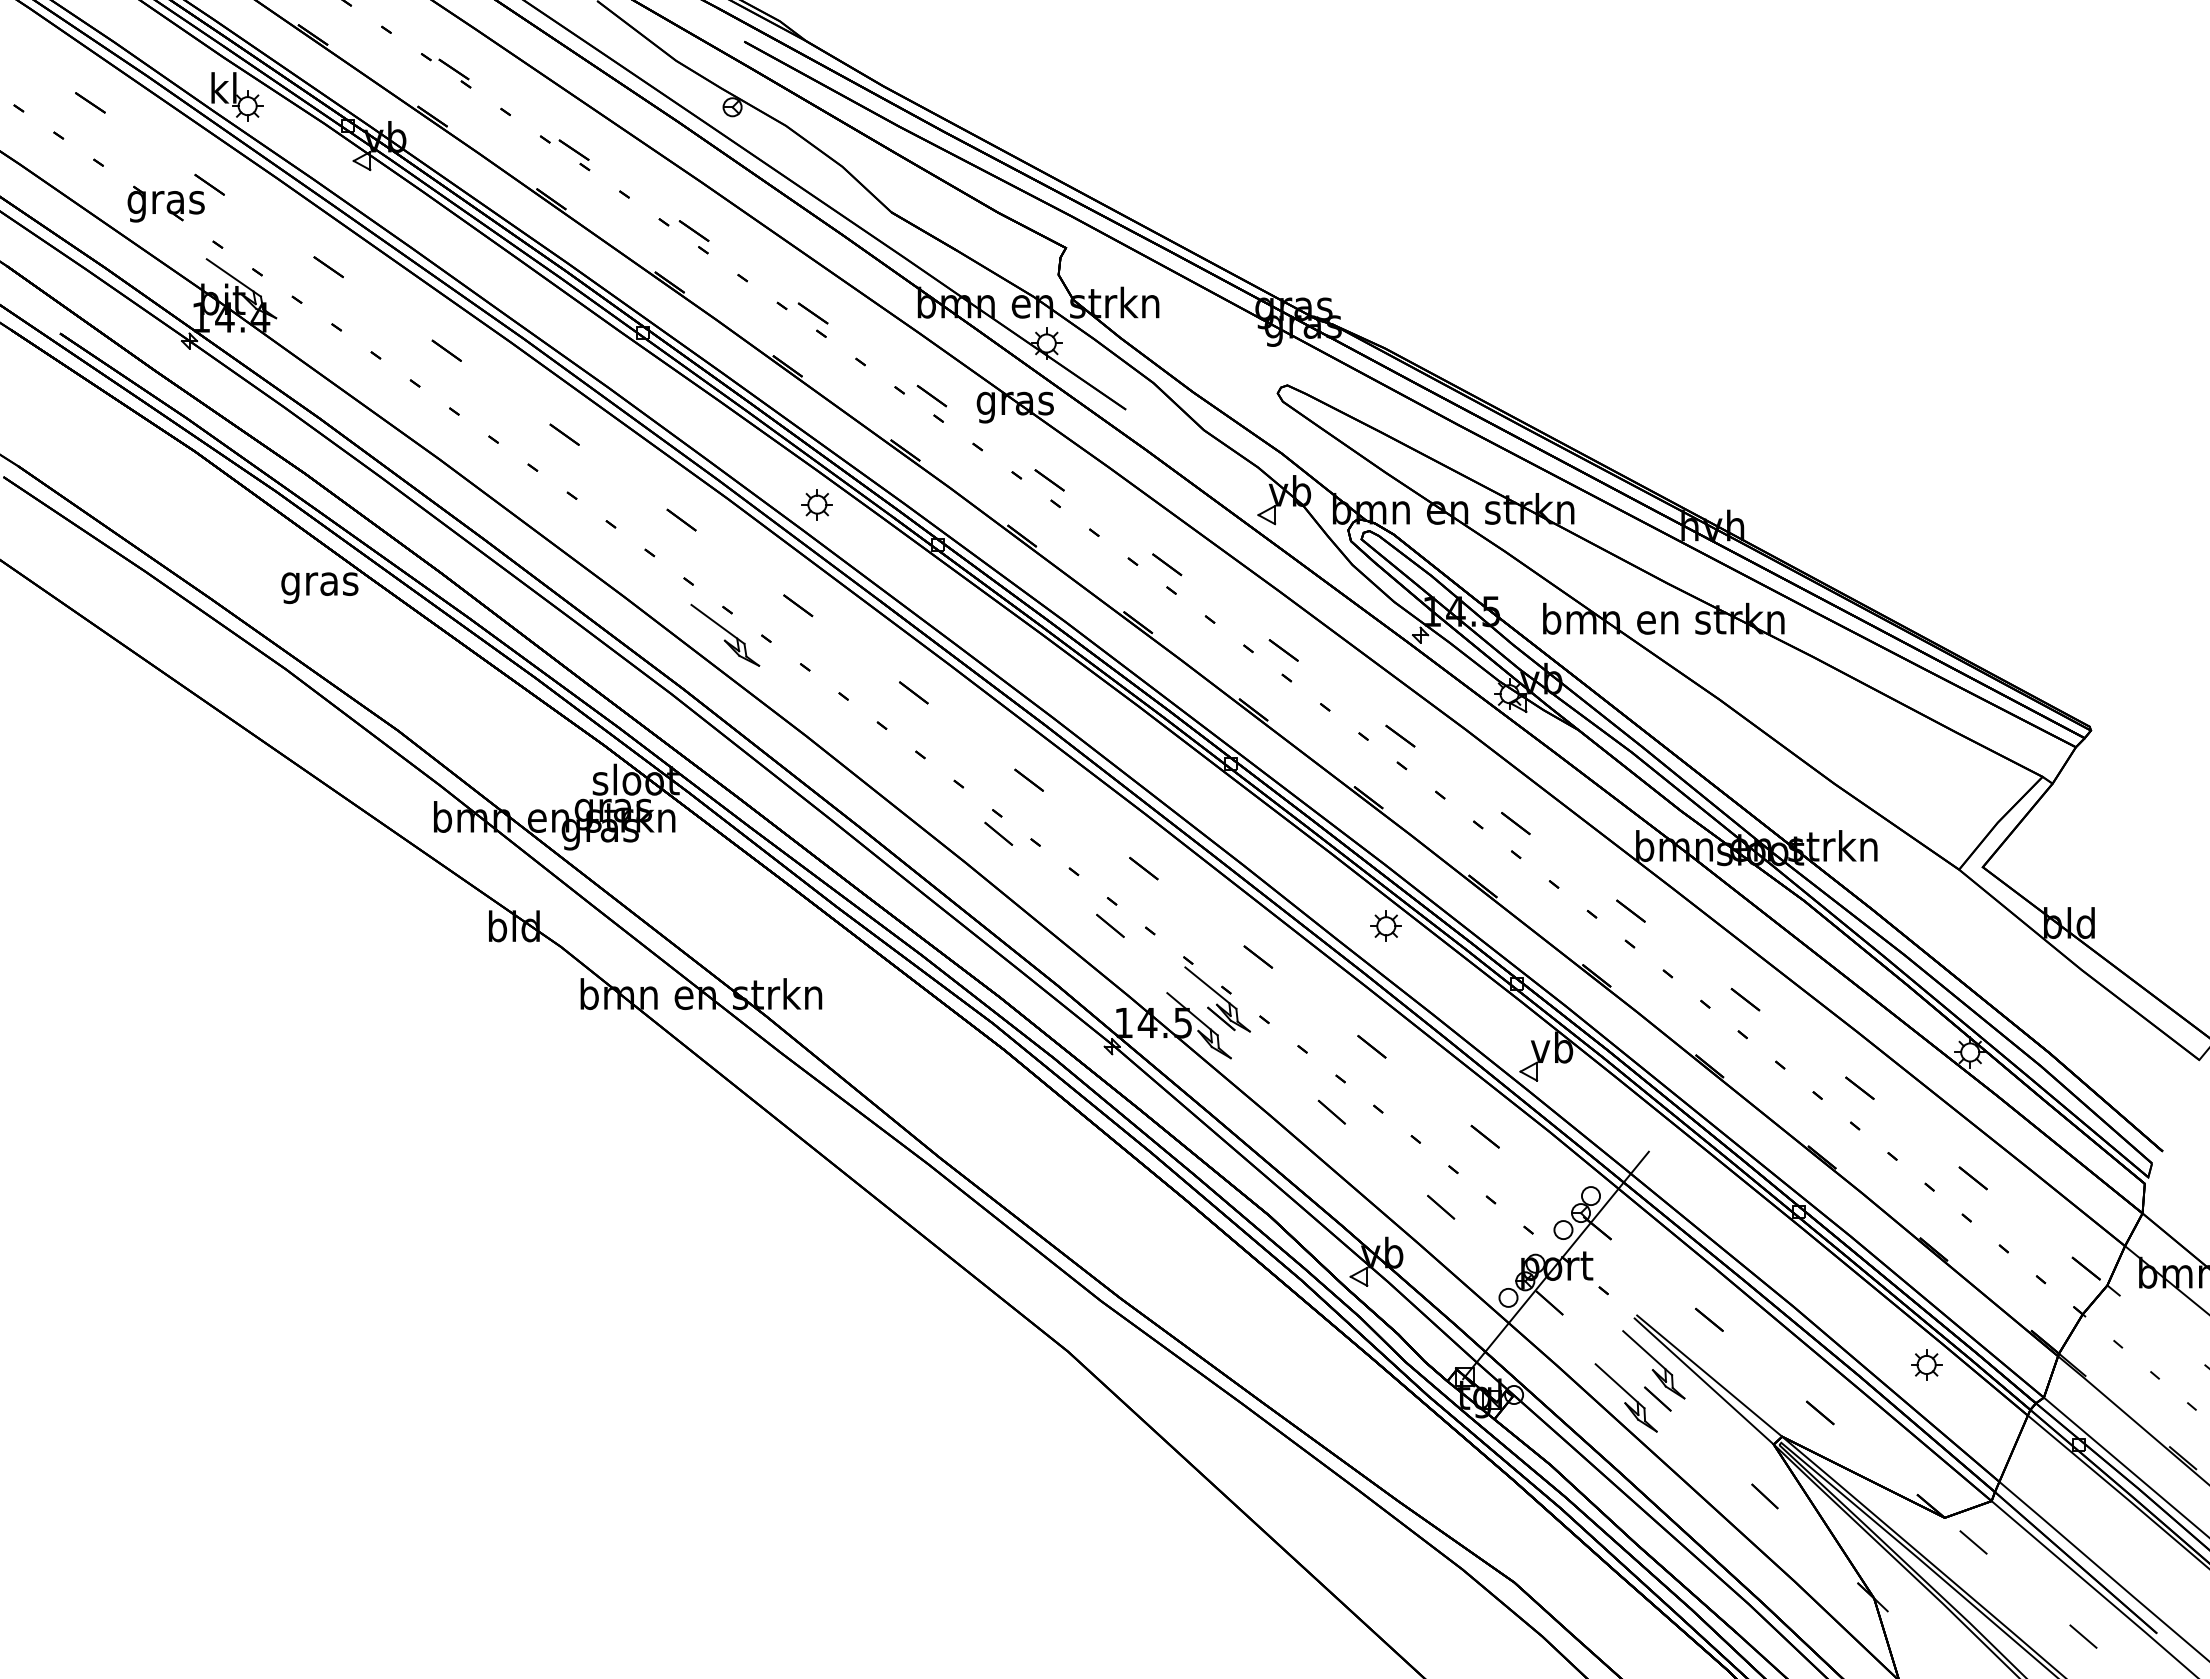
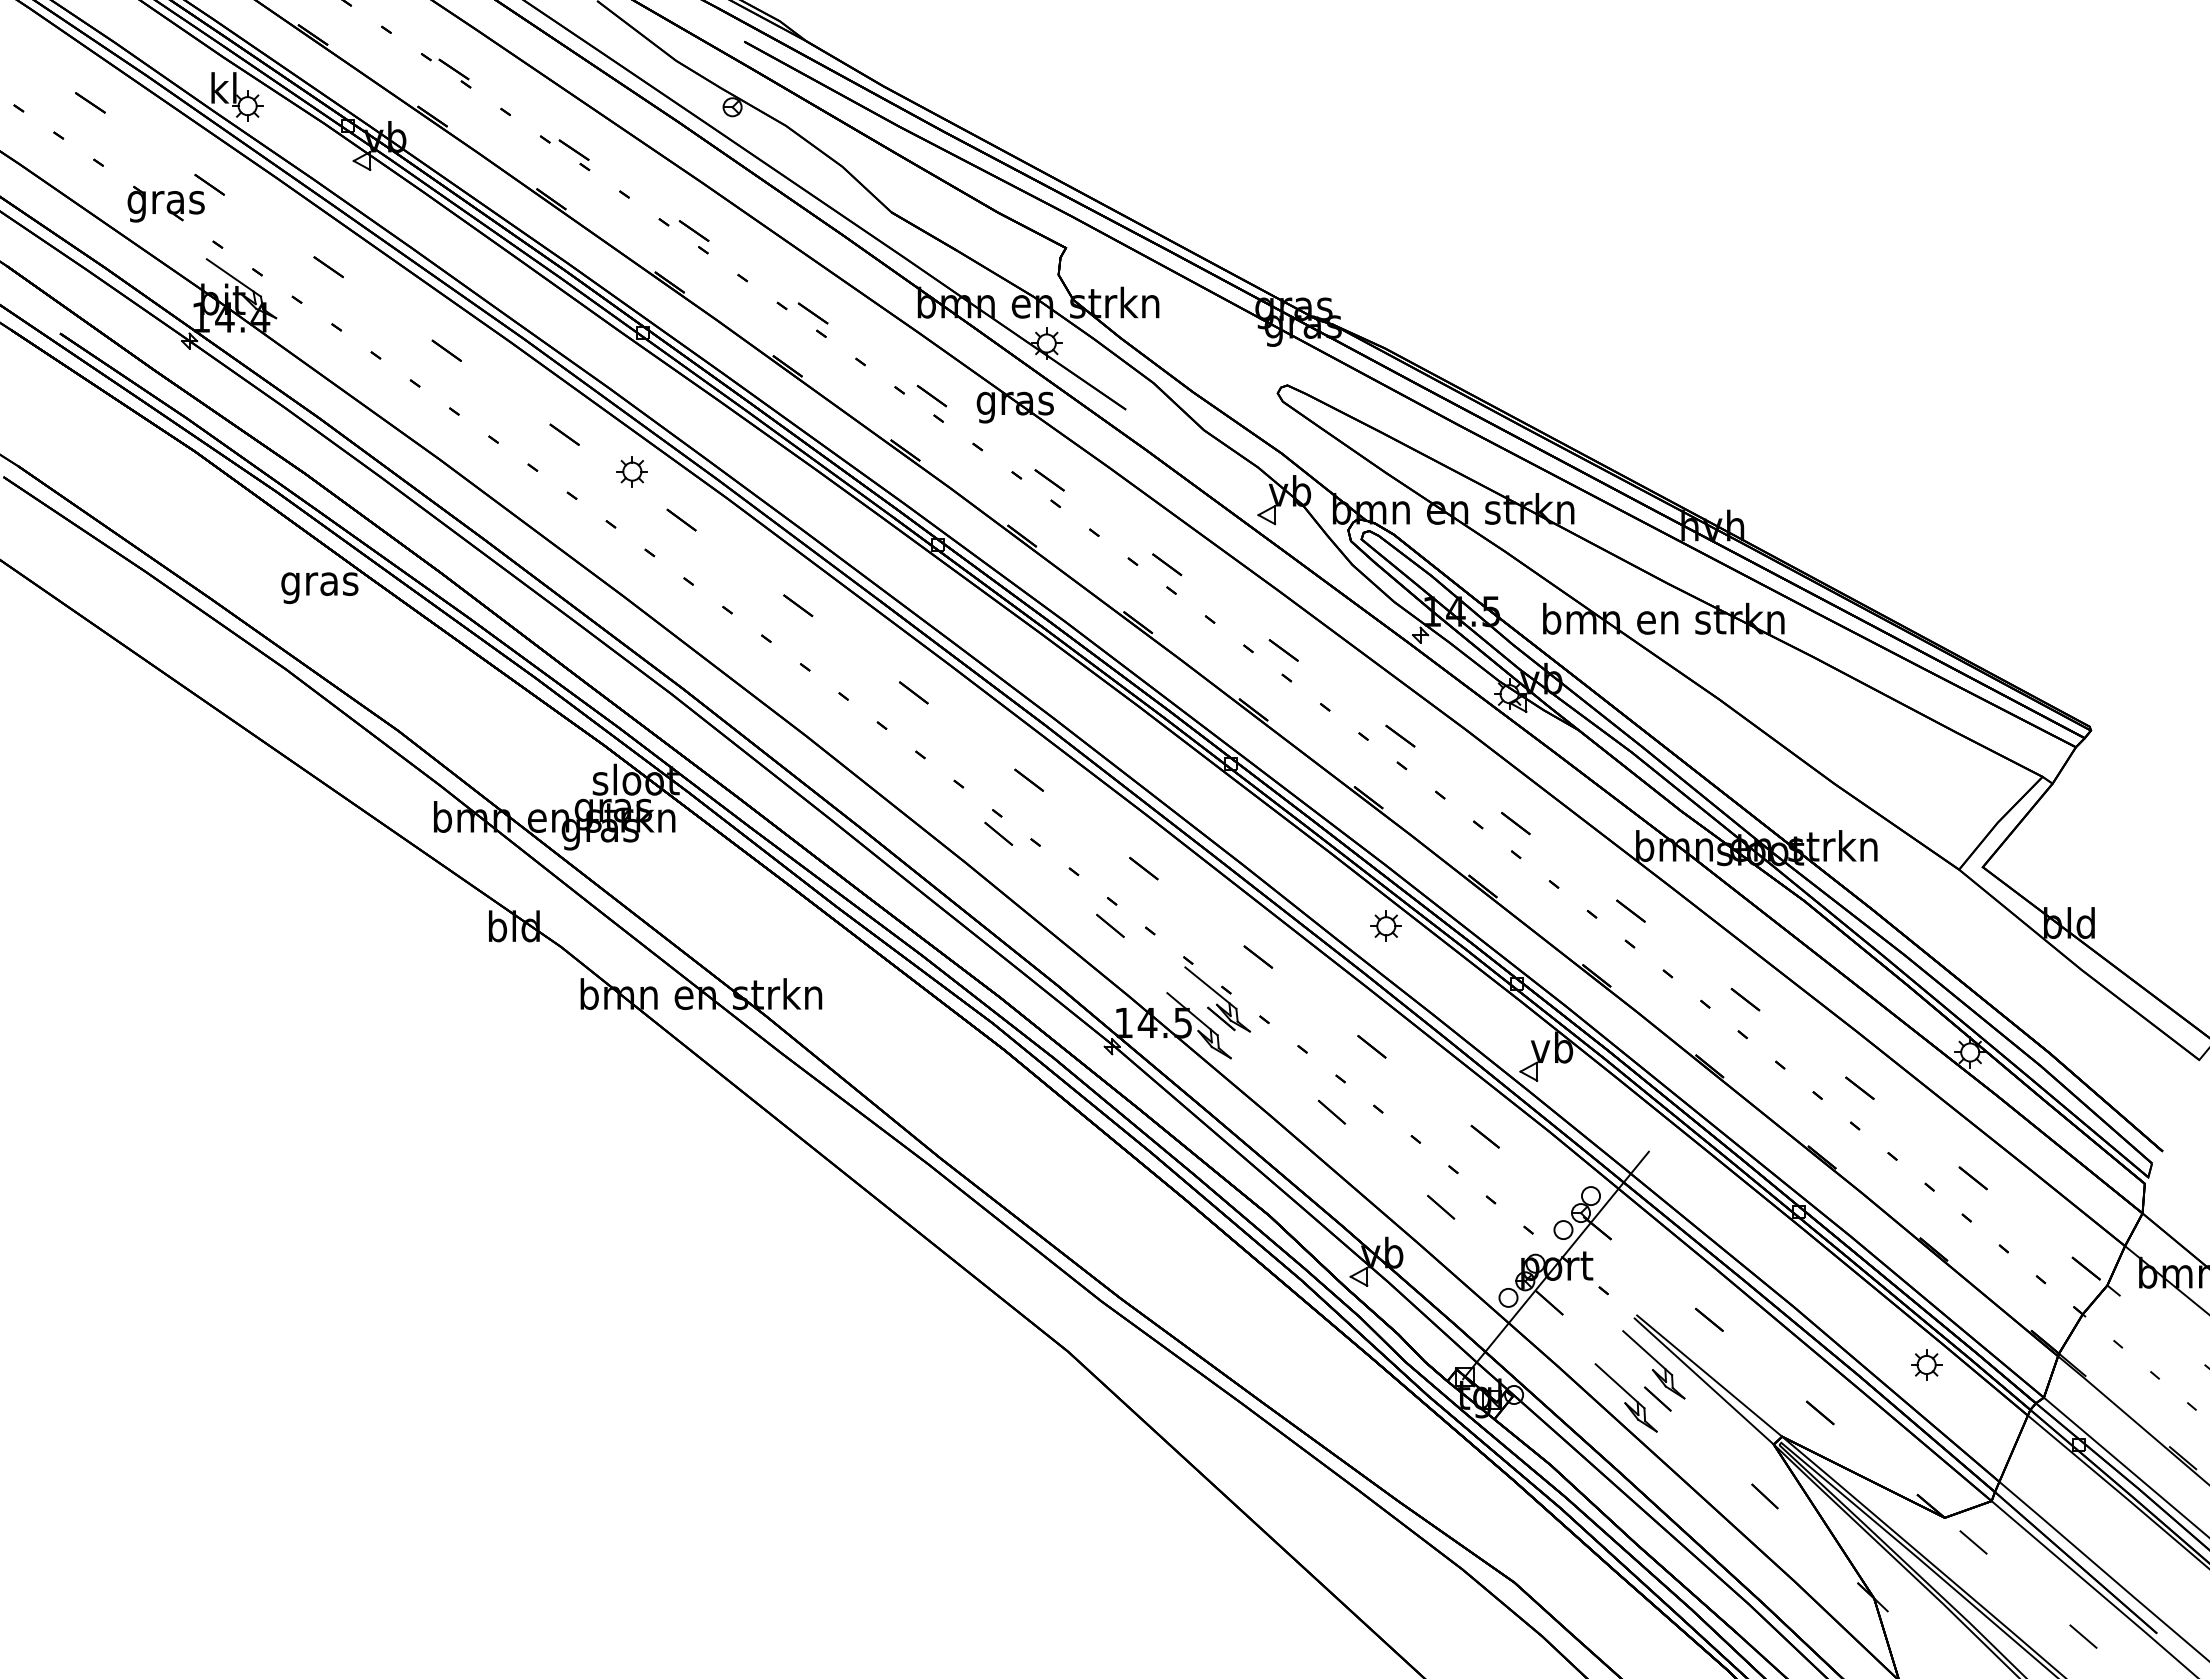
part position: (816, 504) -> (631, 471) (631, 471)
part: present -> none (725, 634)
